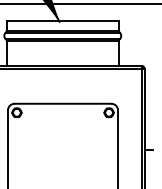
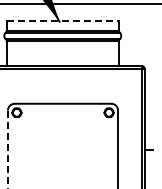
line: solid -> dashed (63, 21)
line: solid -> dashed (7, 149)
